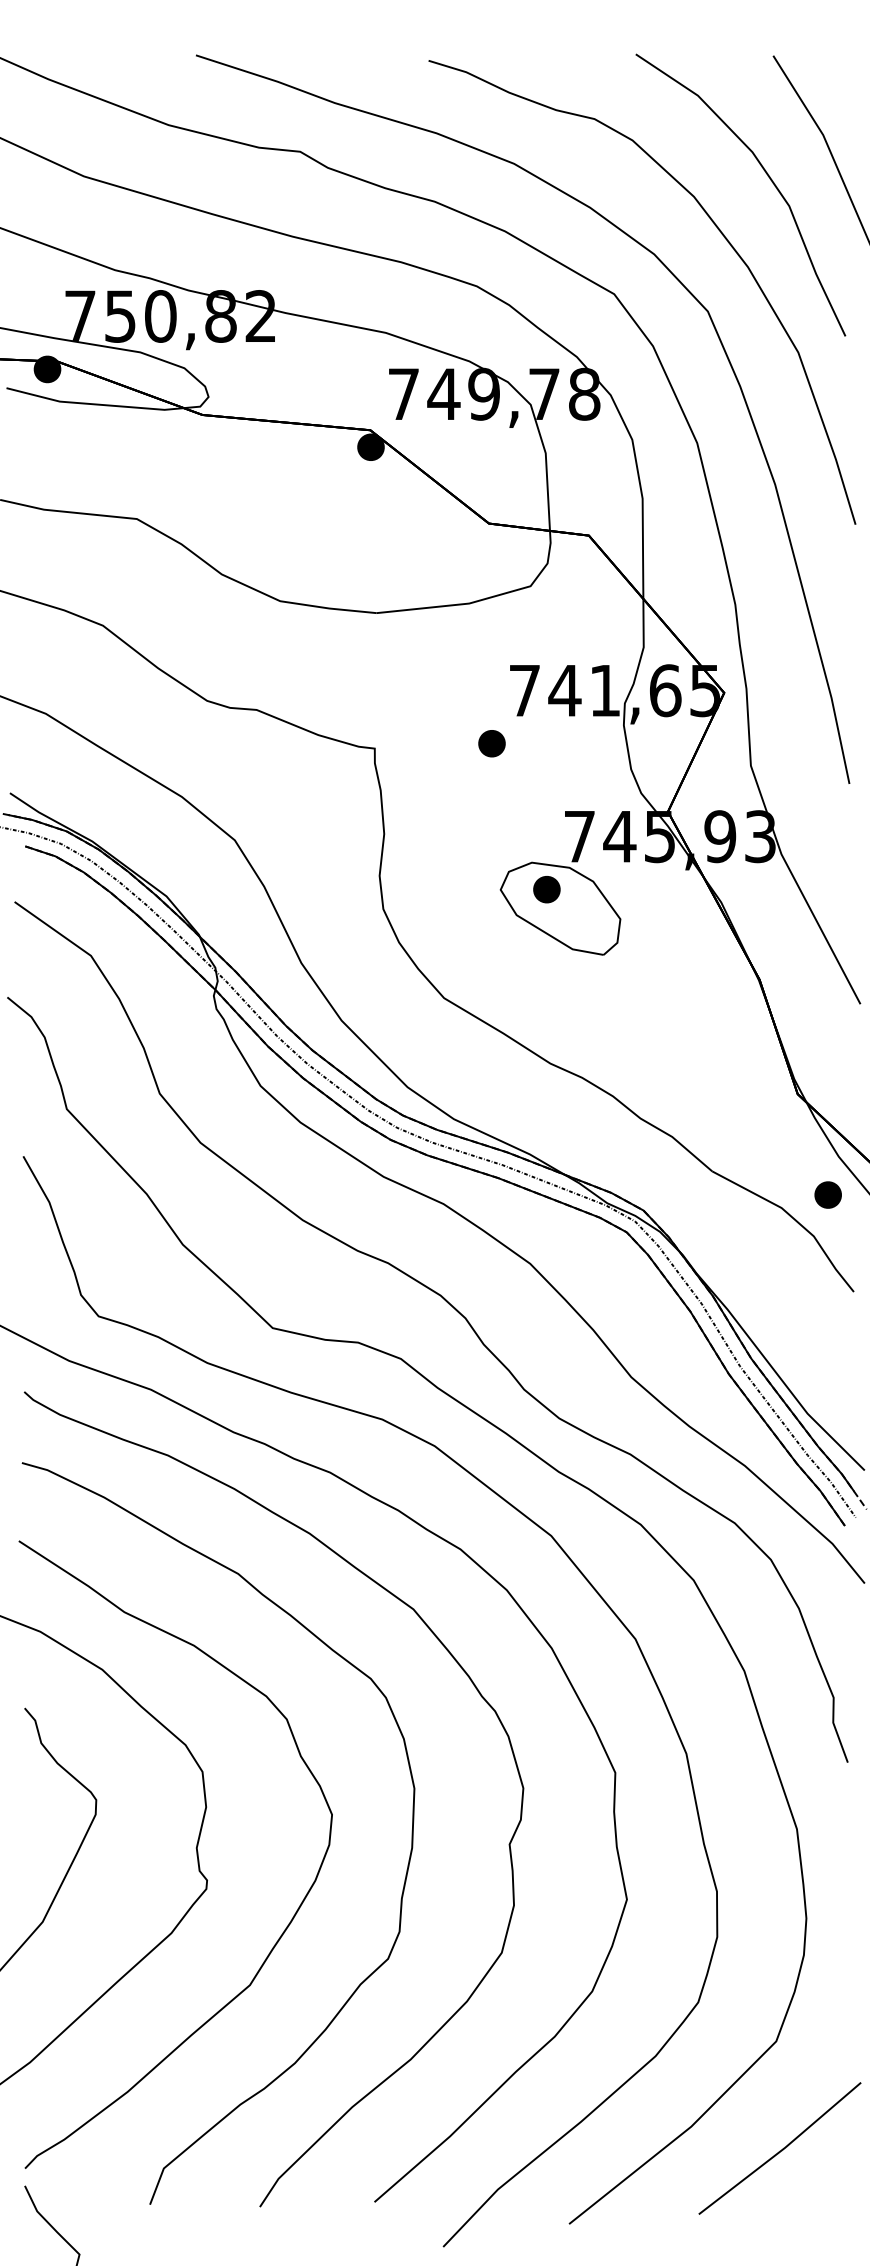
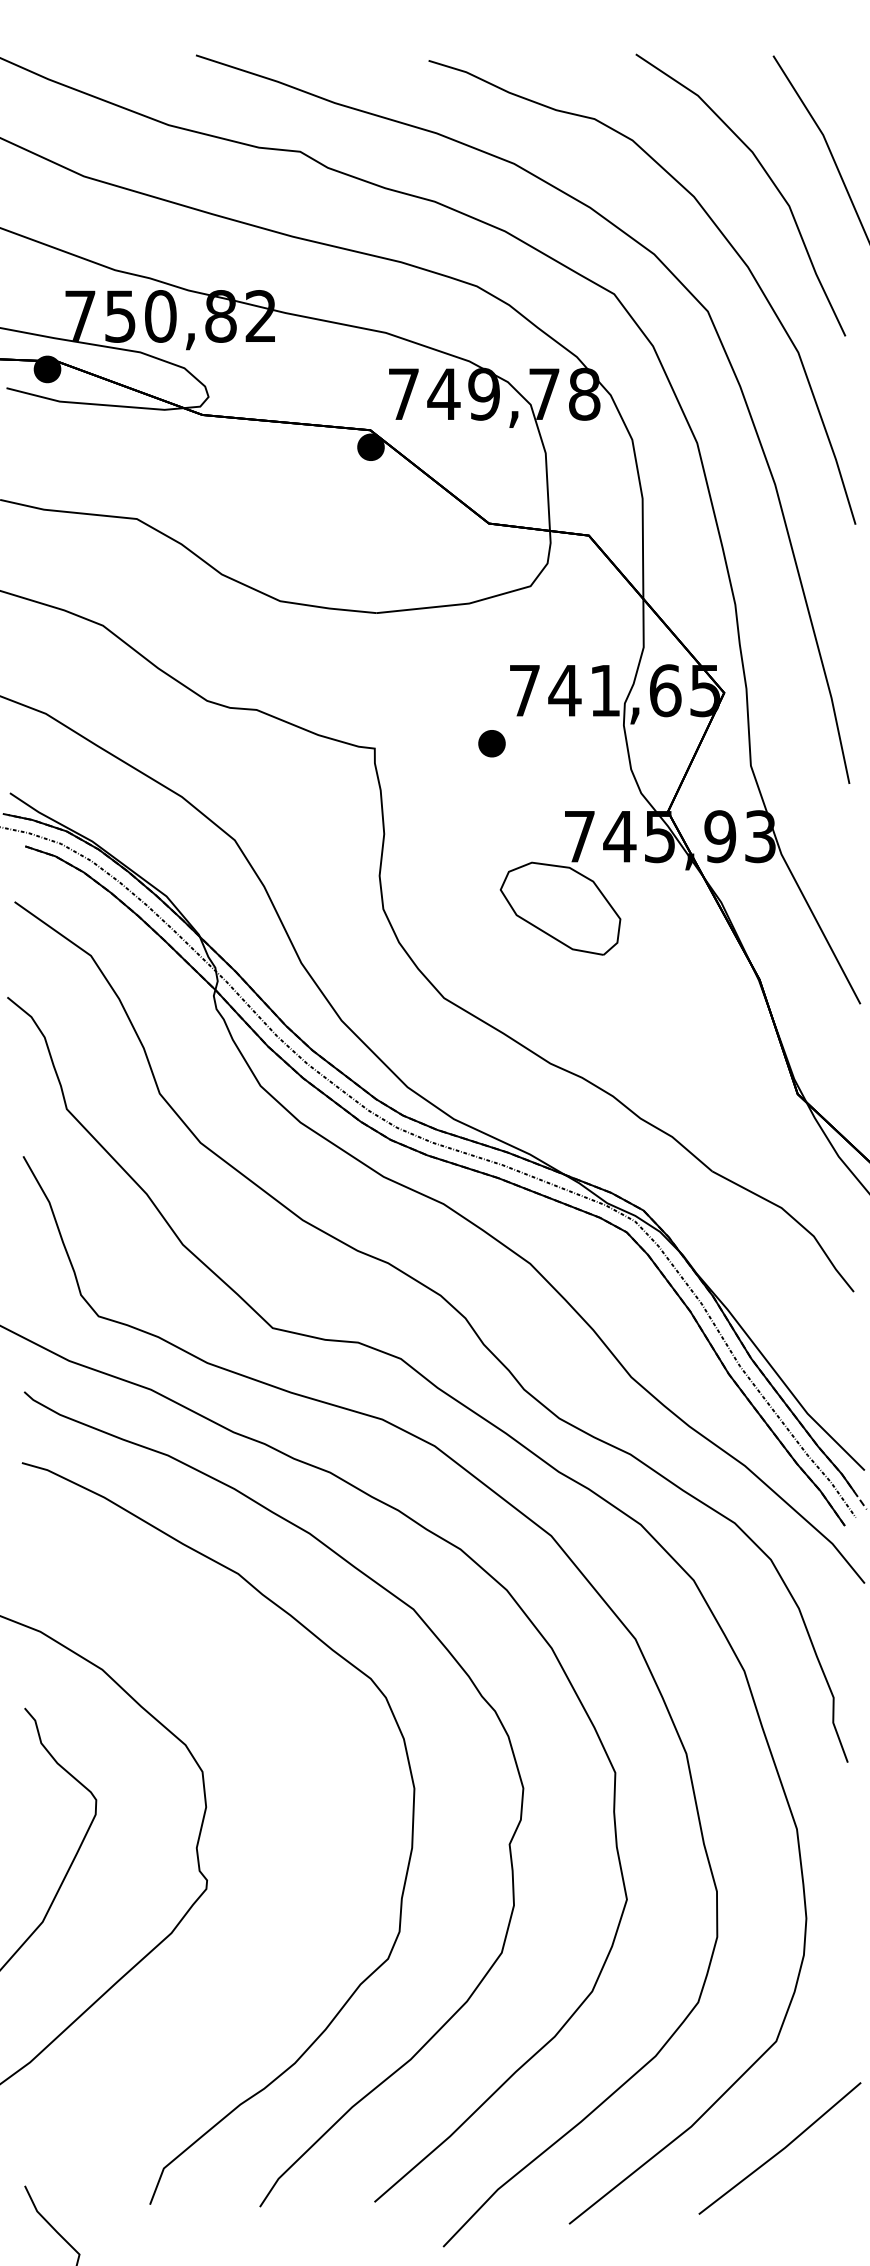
part: present -> none (546, 889)
part: present -> none (827, 1194)
curve: present -> none (286, 1926)
